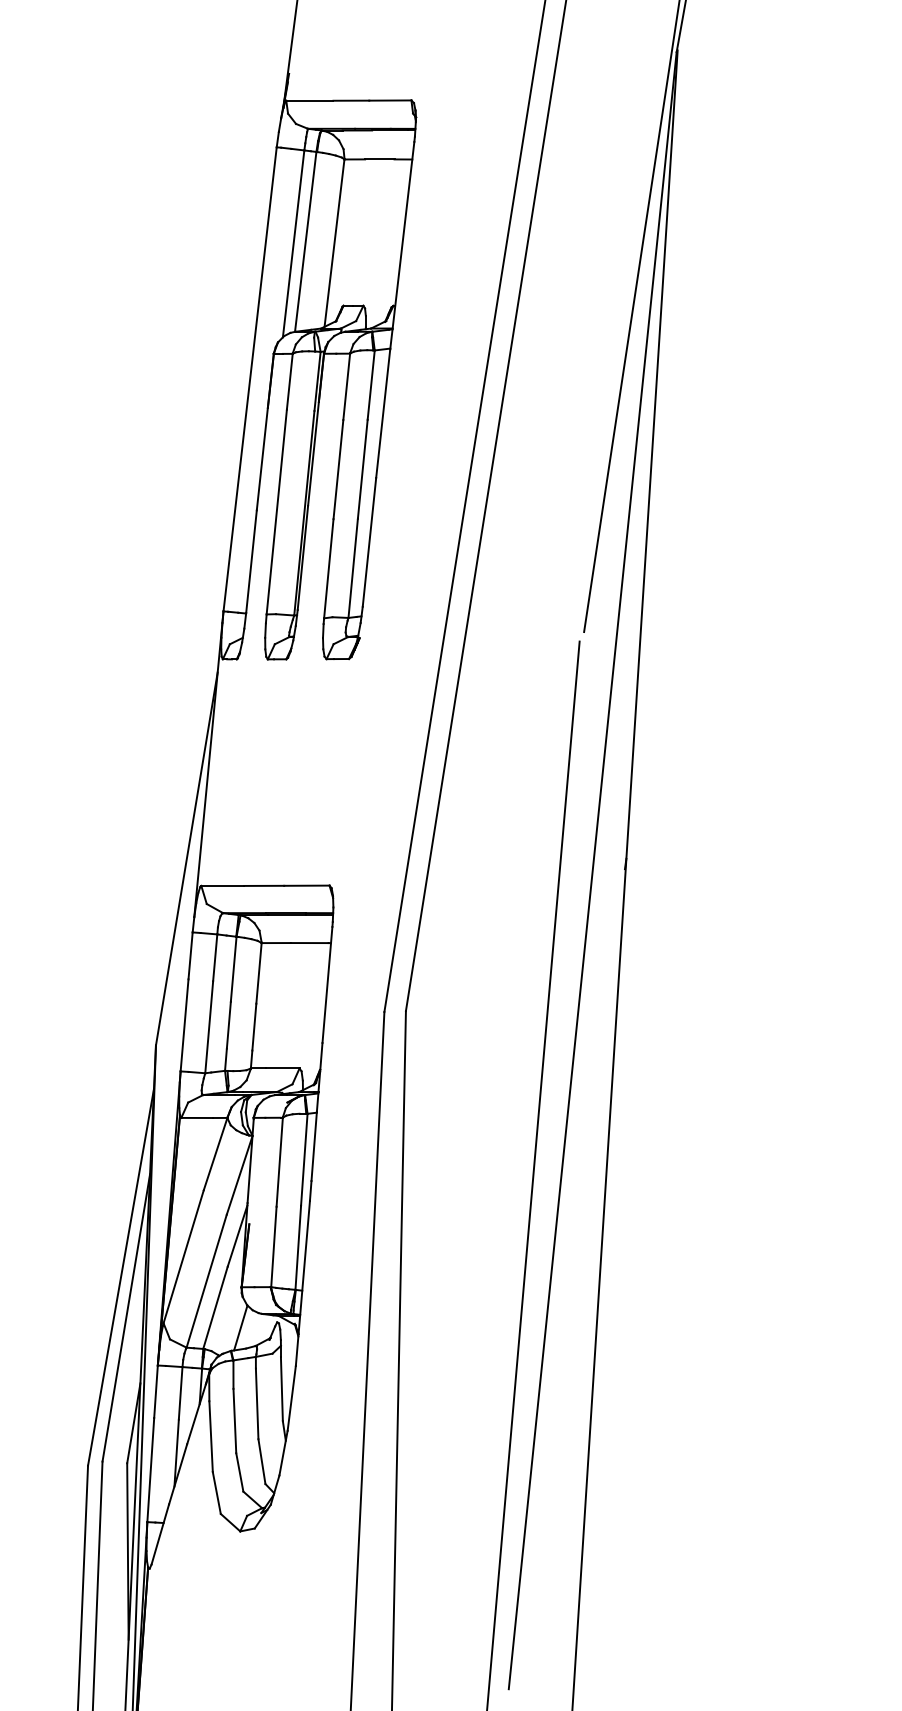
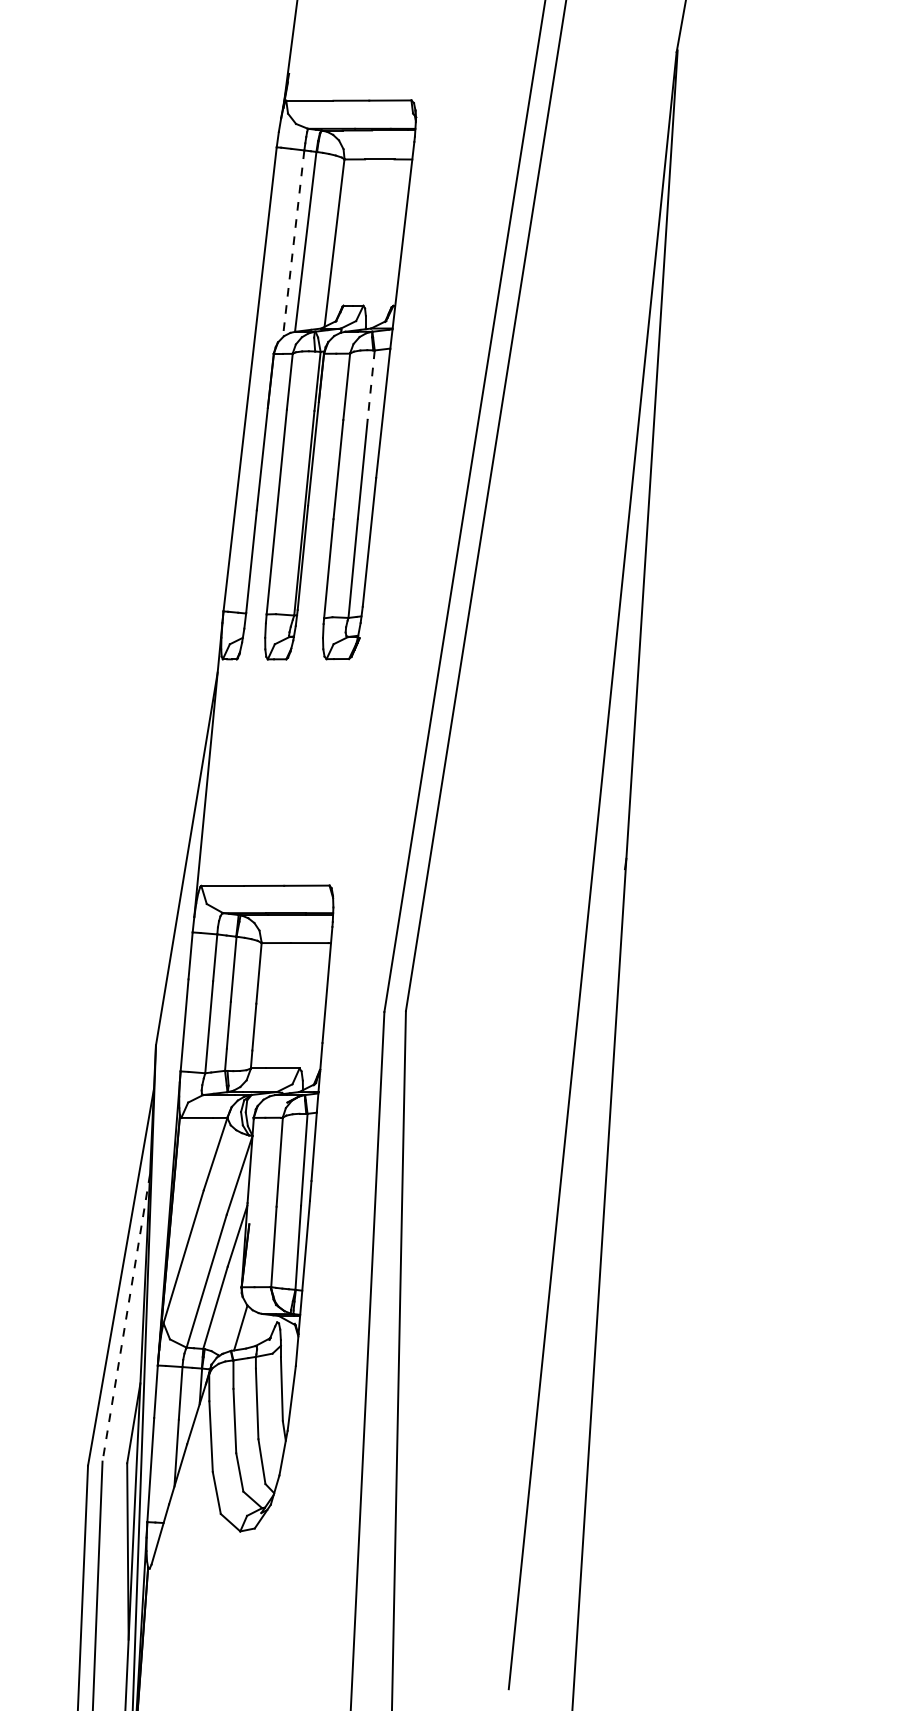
line: solid -> dashed (293, 244)
line: present -> none (631, 317)
line: solid -> dashed (371, 385)
line: present -> none (533, 1174)
line: solid -> dashed (126, 1318)
